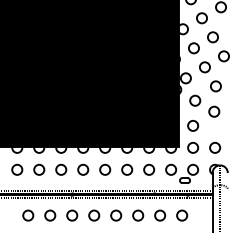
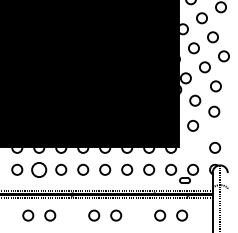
circle: present -> none (193, 147)
circle size: 13x13 px -> 17x16 px (39, 169)
circle: present -> none (72, 215)
circle: present -> none (138, 215)
